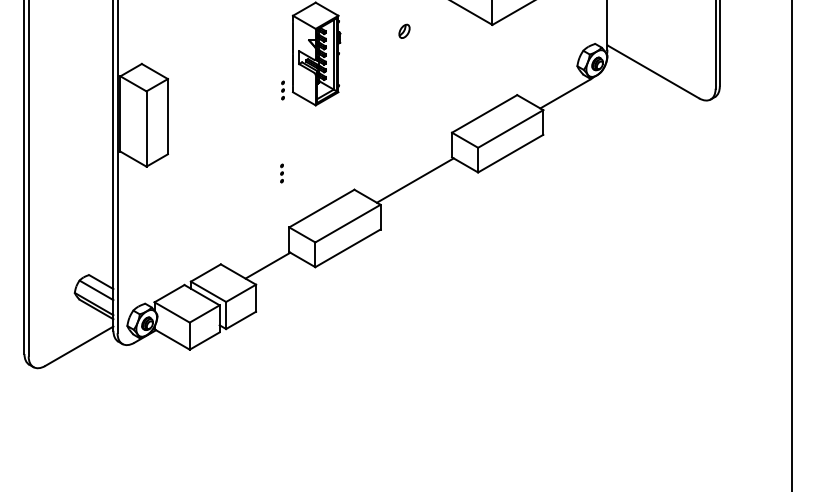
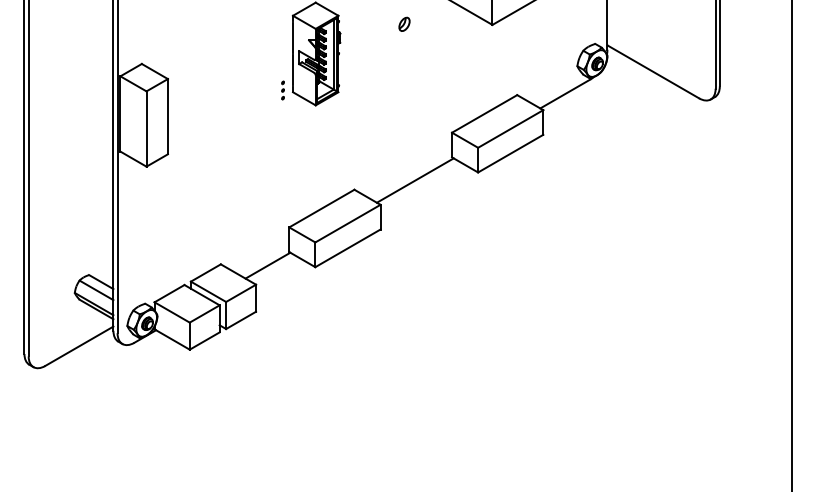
part position: (404, 30) -> (404, 23) (404, 23)
line: present -> none (281, 173)
